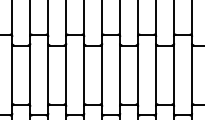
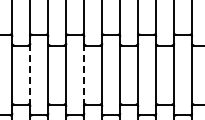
line: solid -> dashed (30, 75)
line: solid -> dashed (84, 75)
